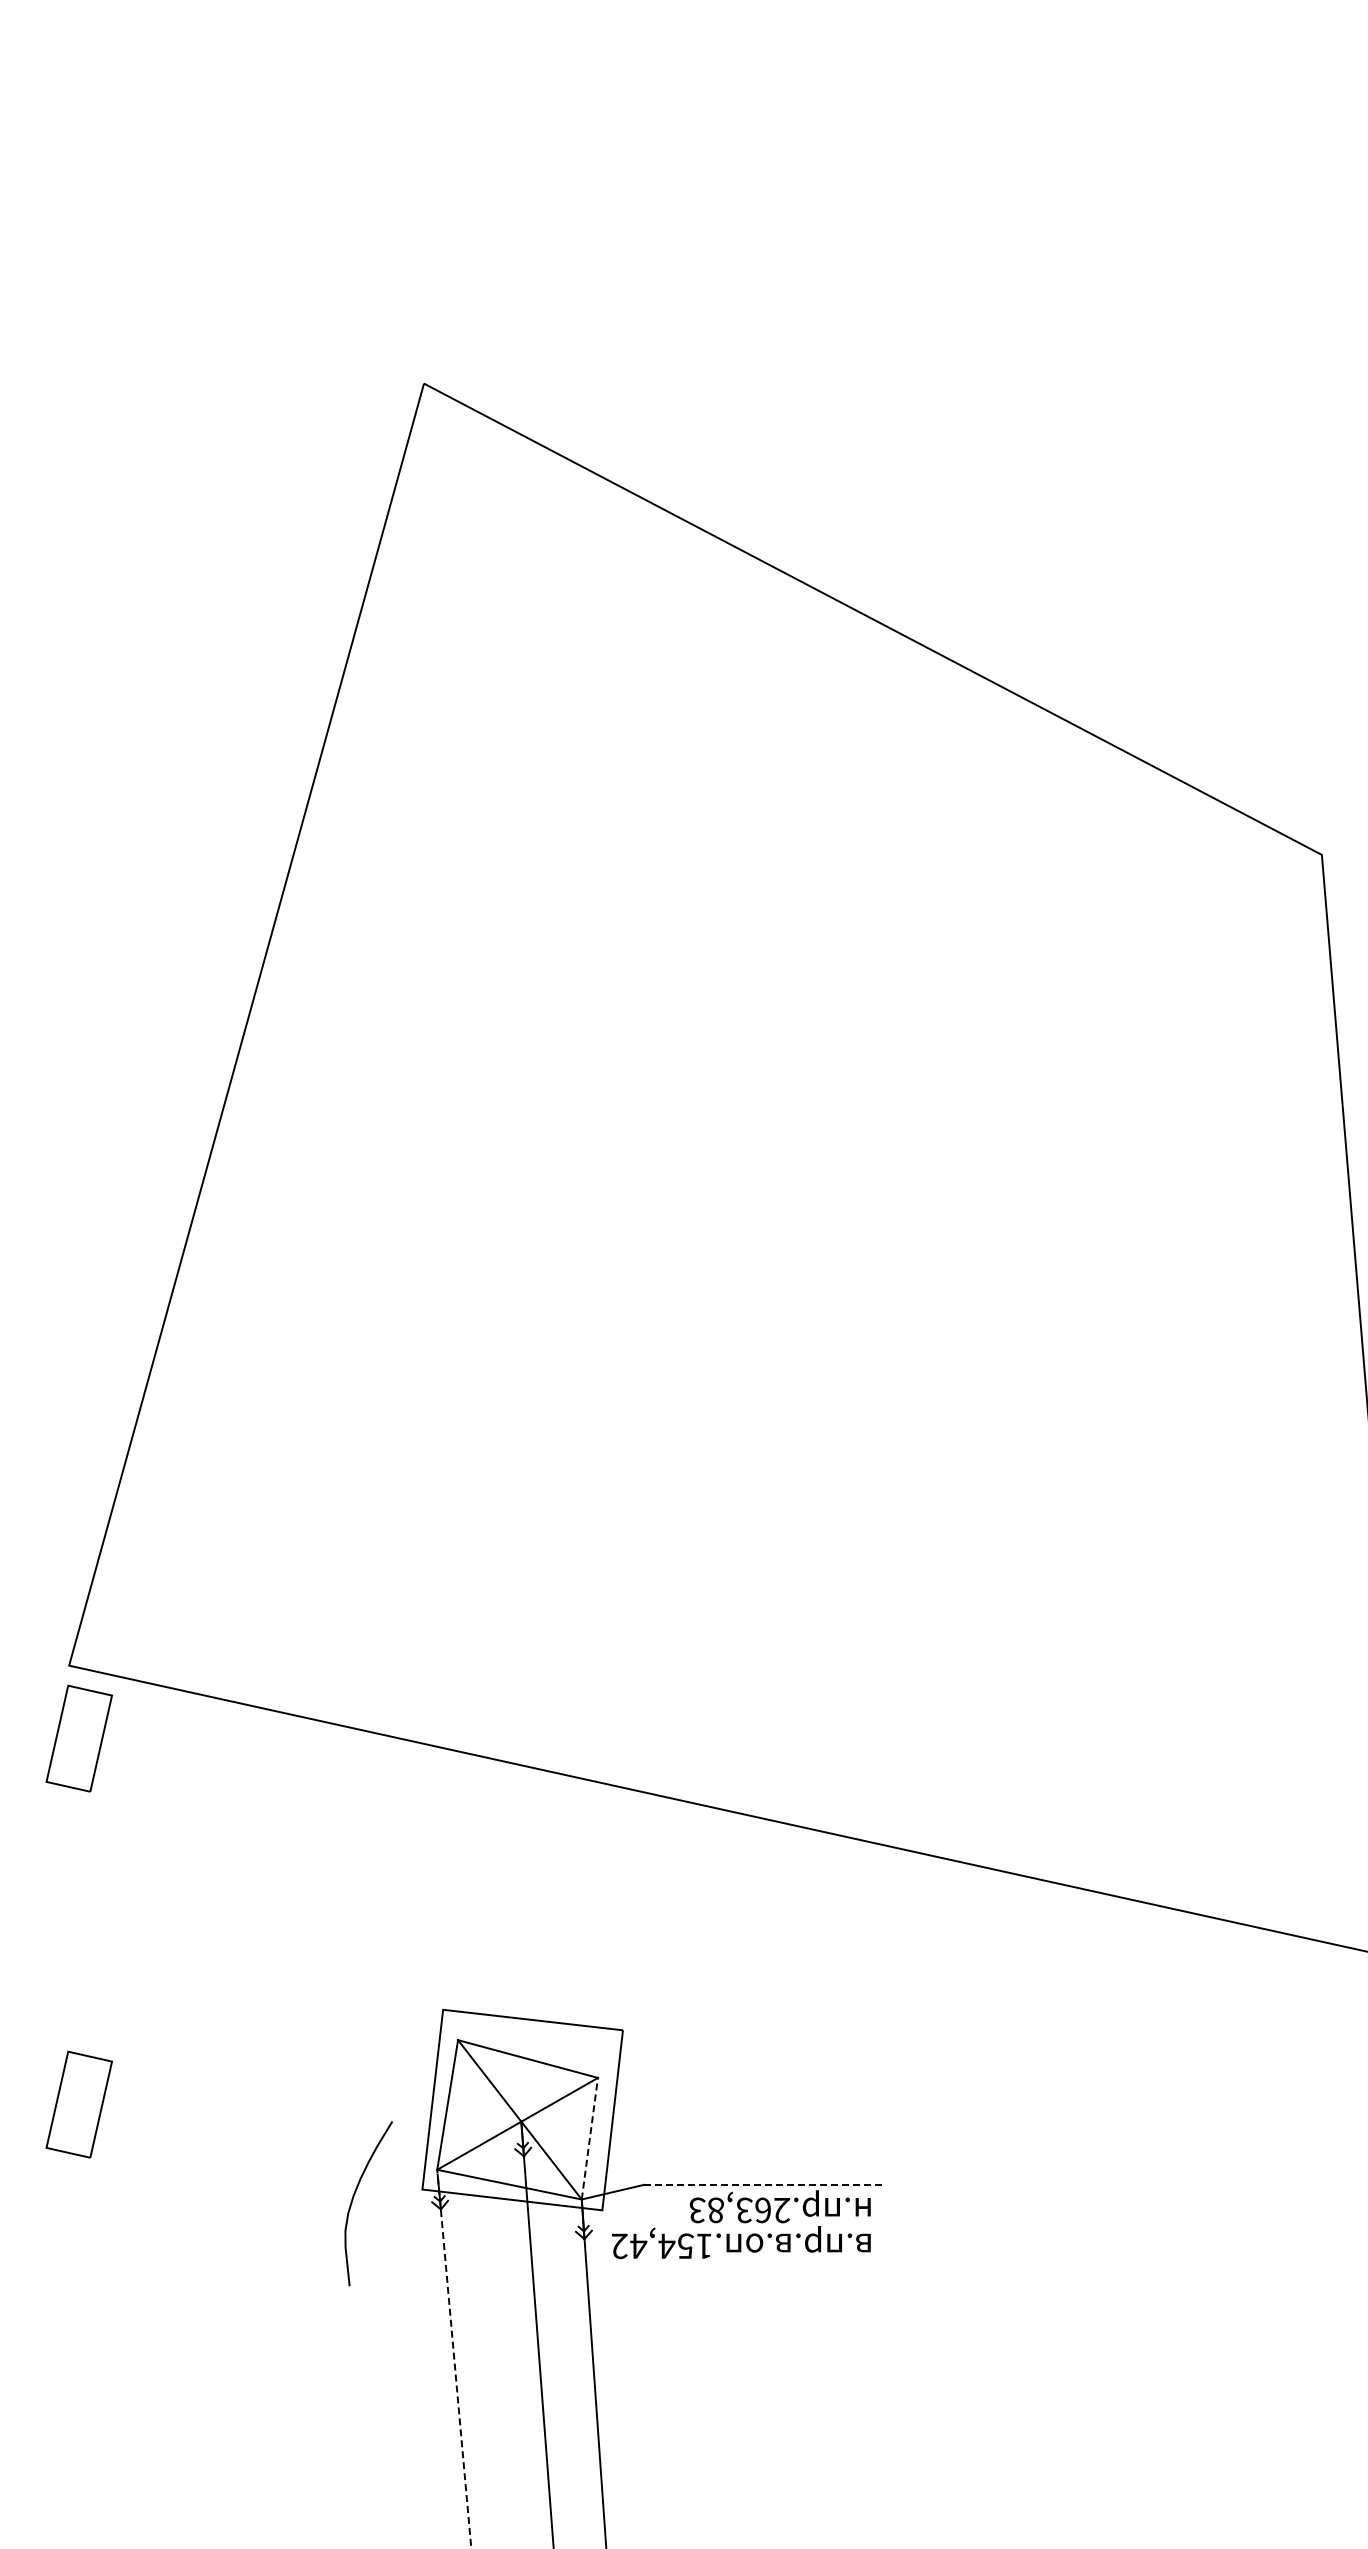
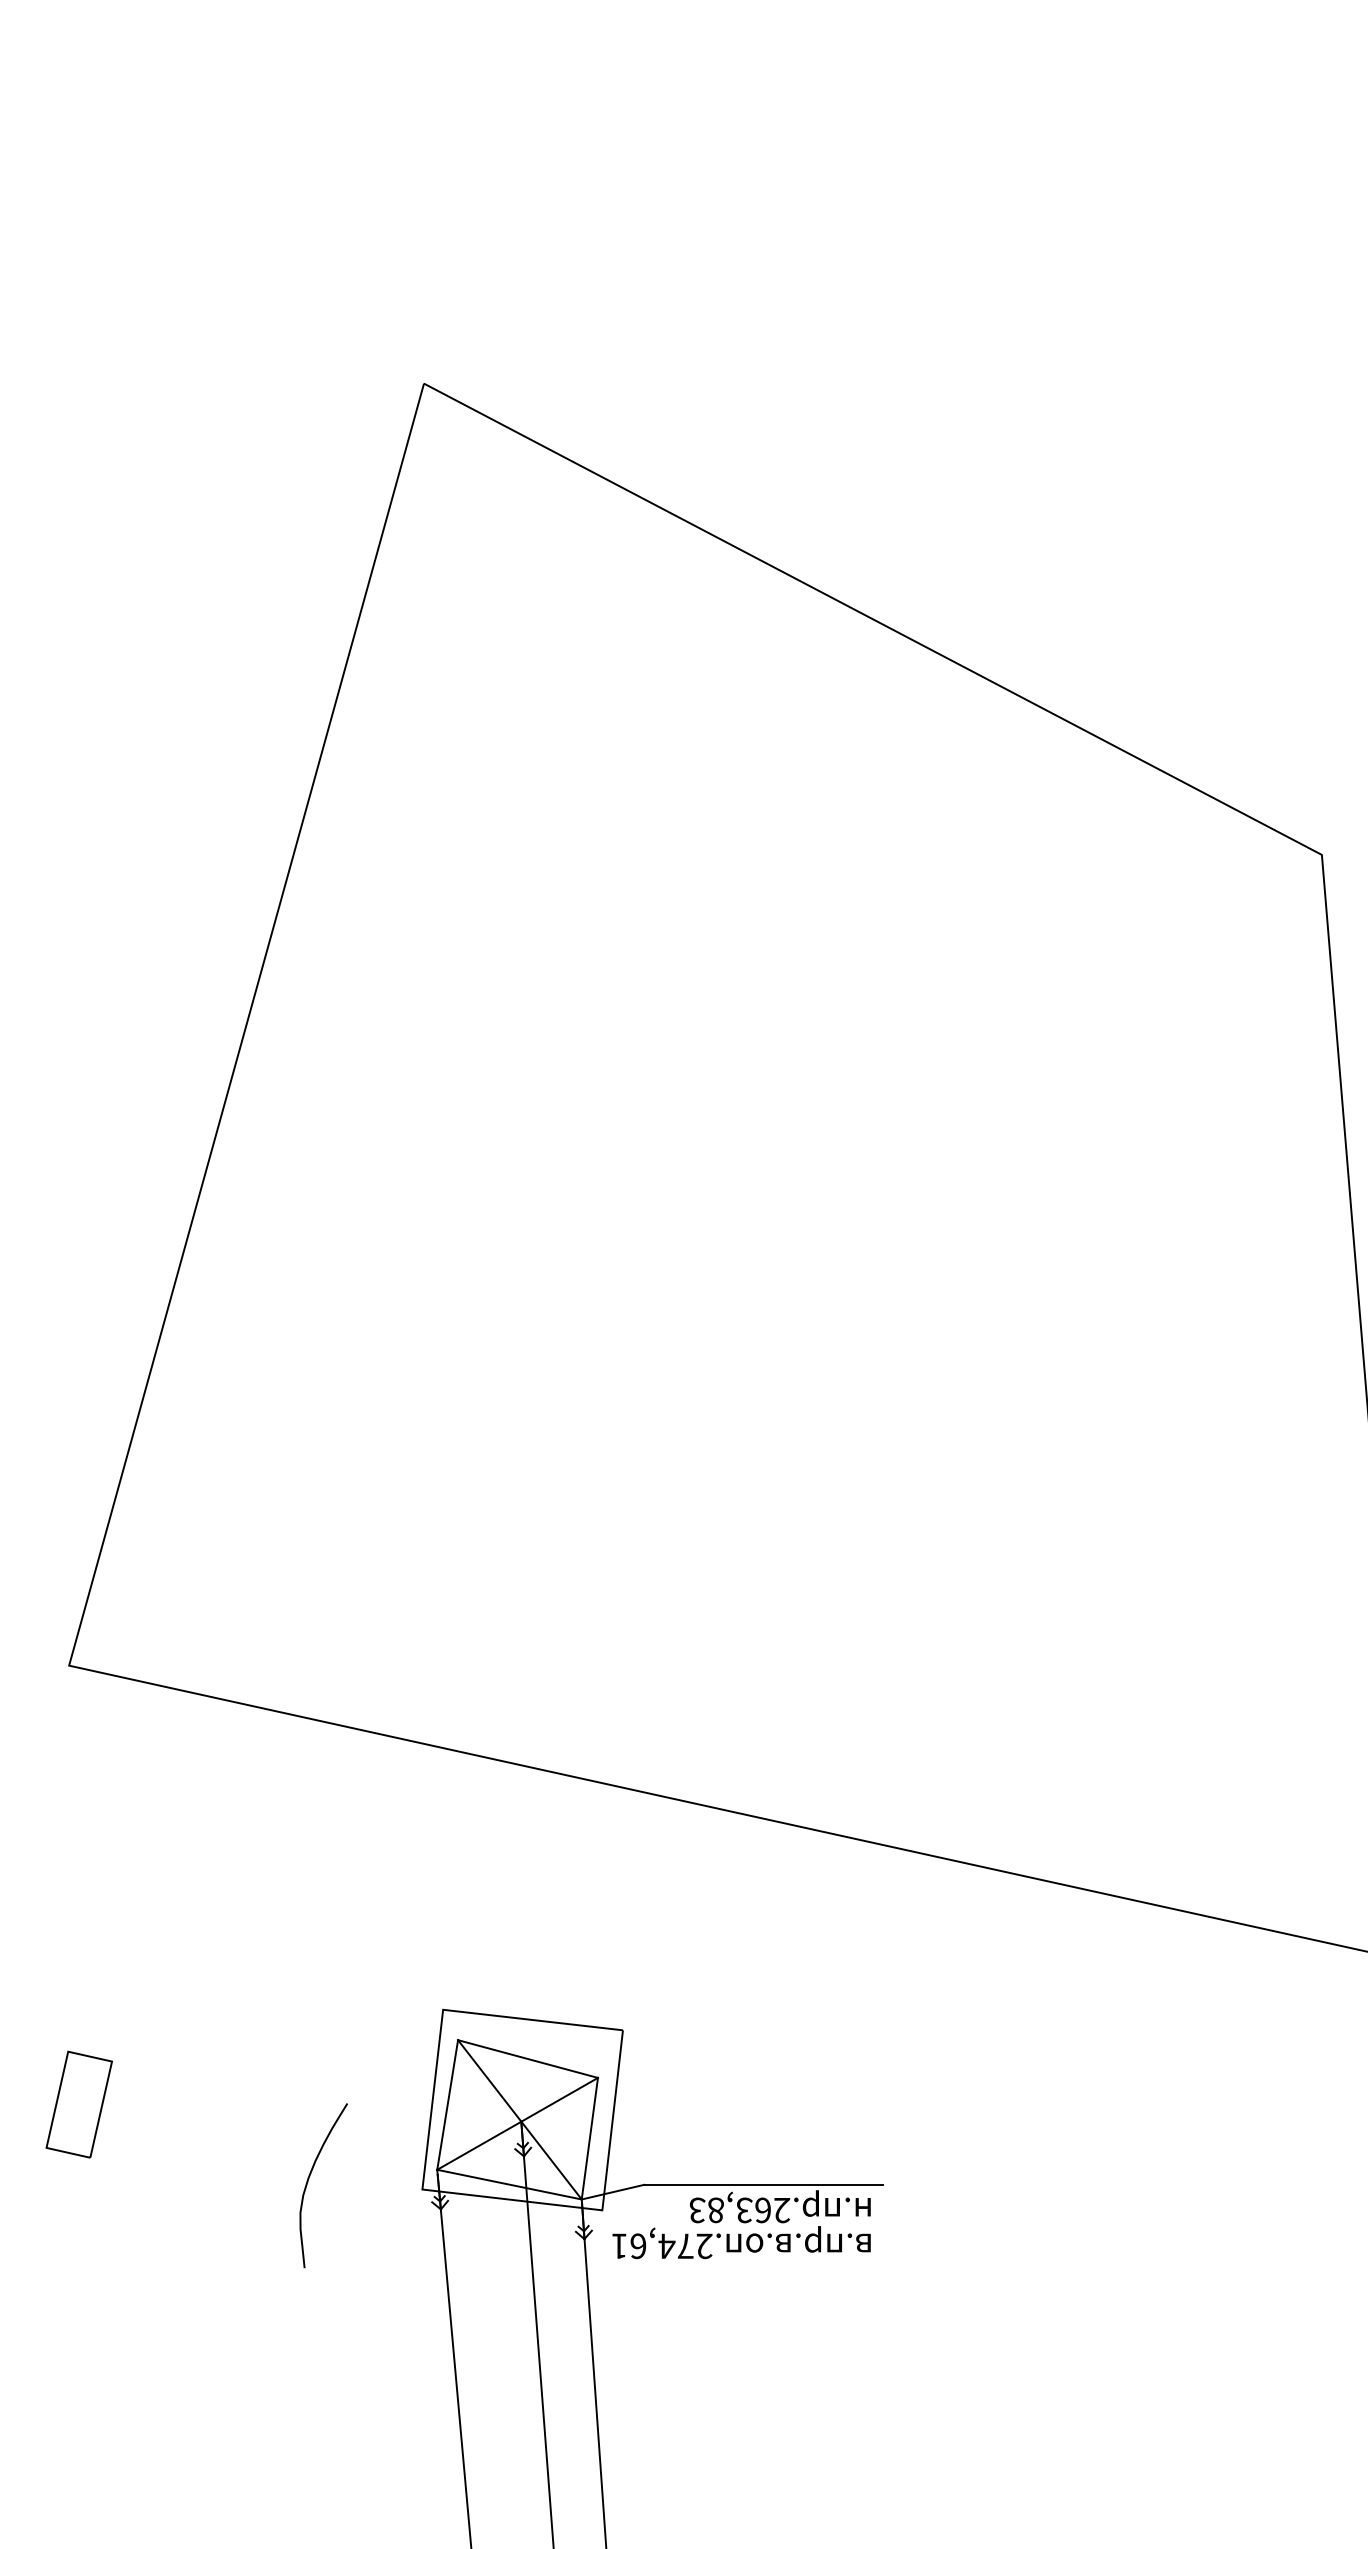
part: present -> none (78, 1738)
line: dashed -> solid (589, 2138)
line: dashed -> solid (763, 2184)
curve position: (354, 2197) -> (309, 2179) (309, 2179)
text: .154,42 -> .274,61 (662, 2246)
line: dashed -> solid (454, 2359)
